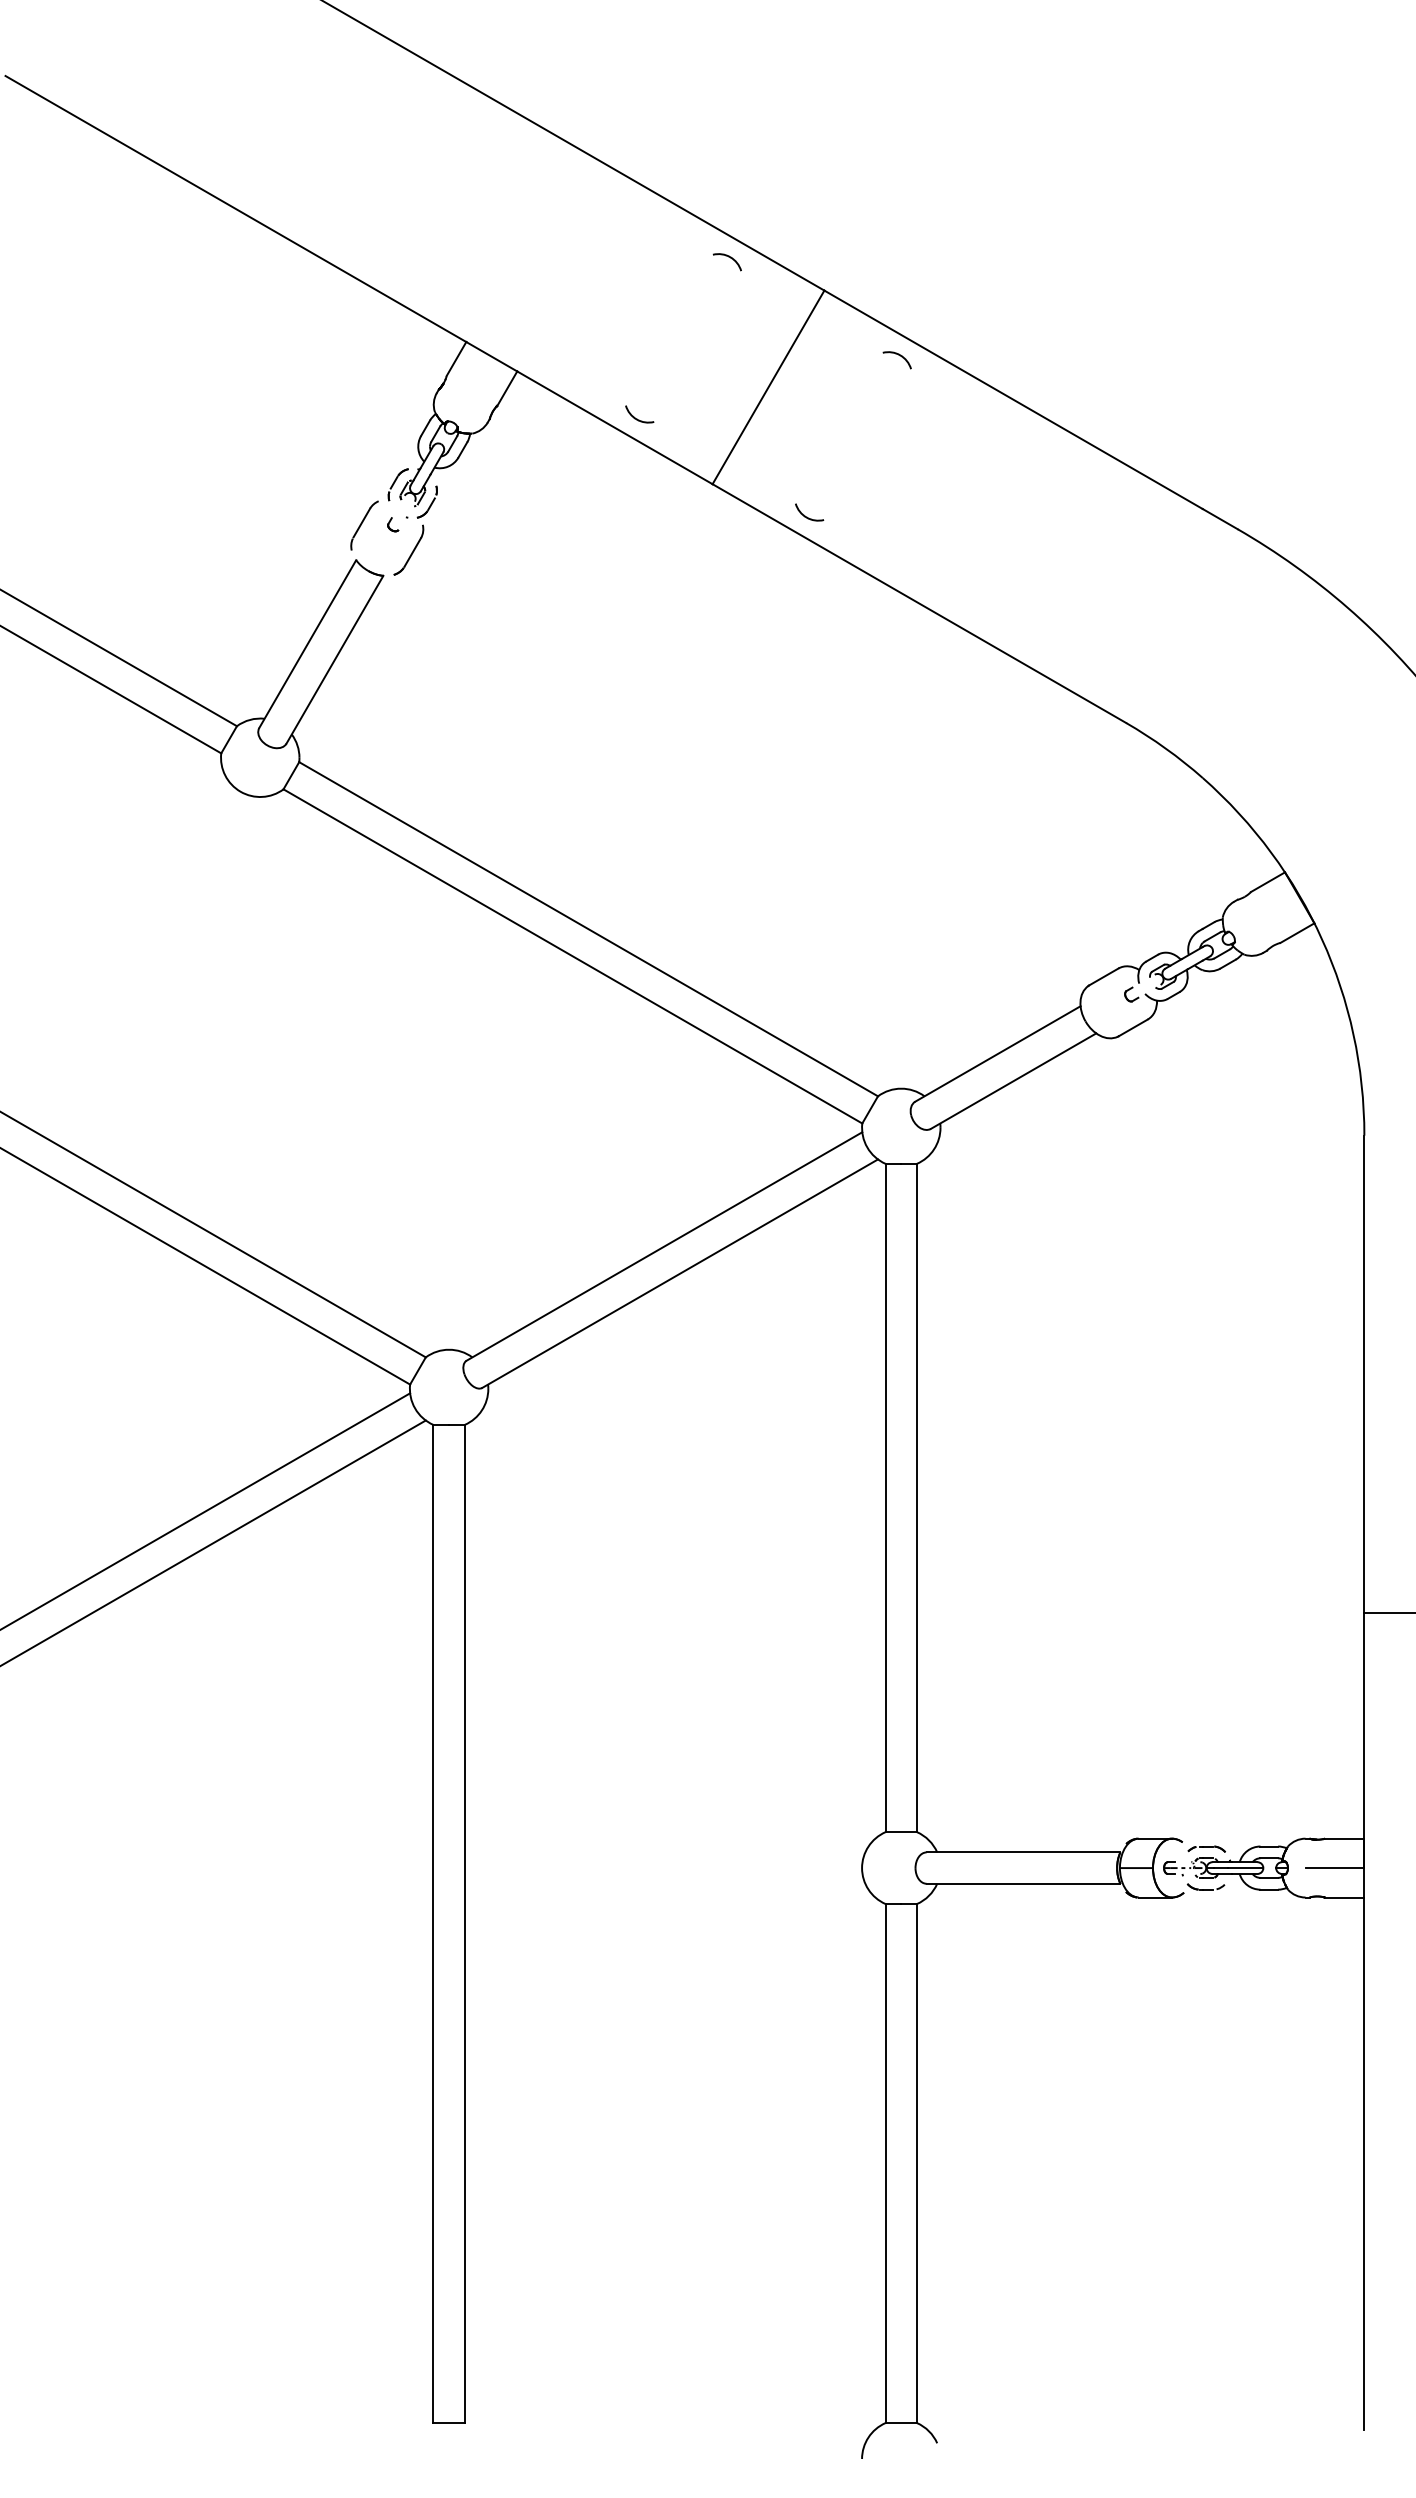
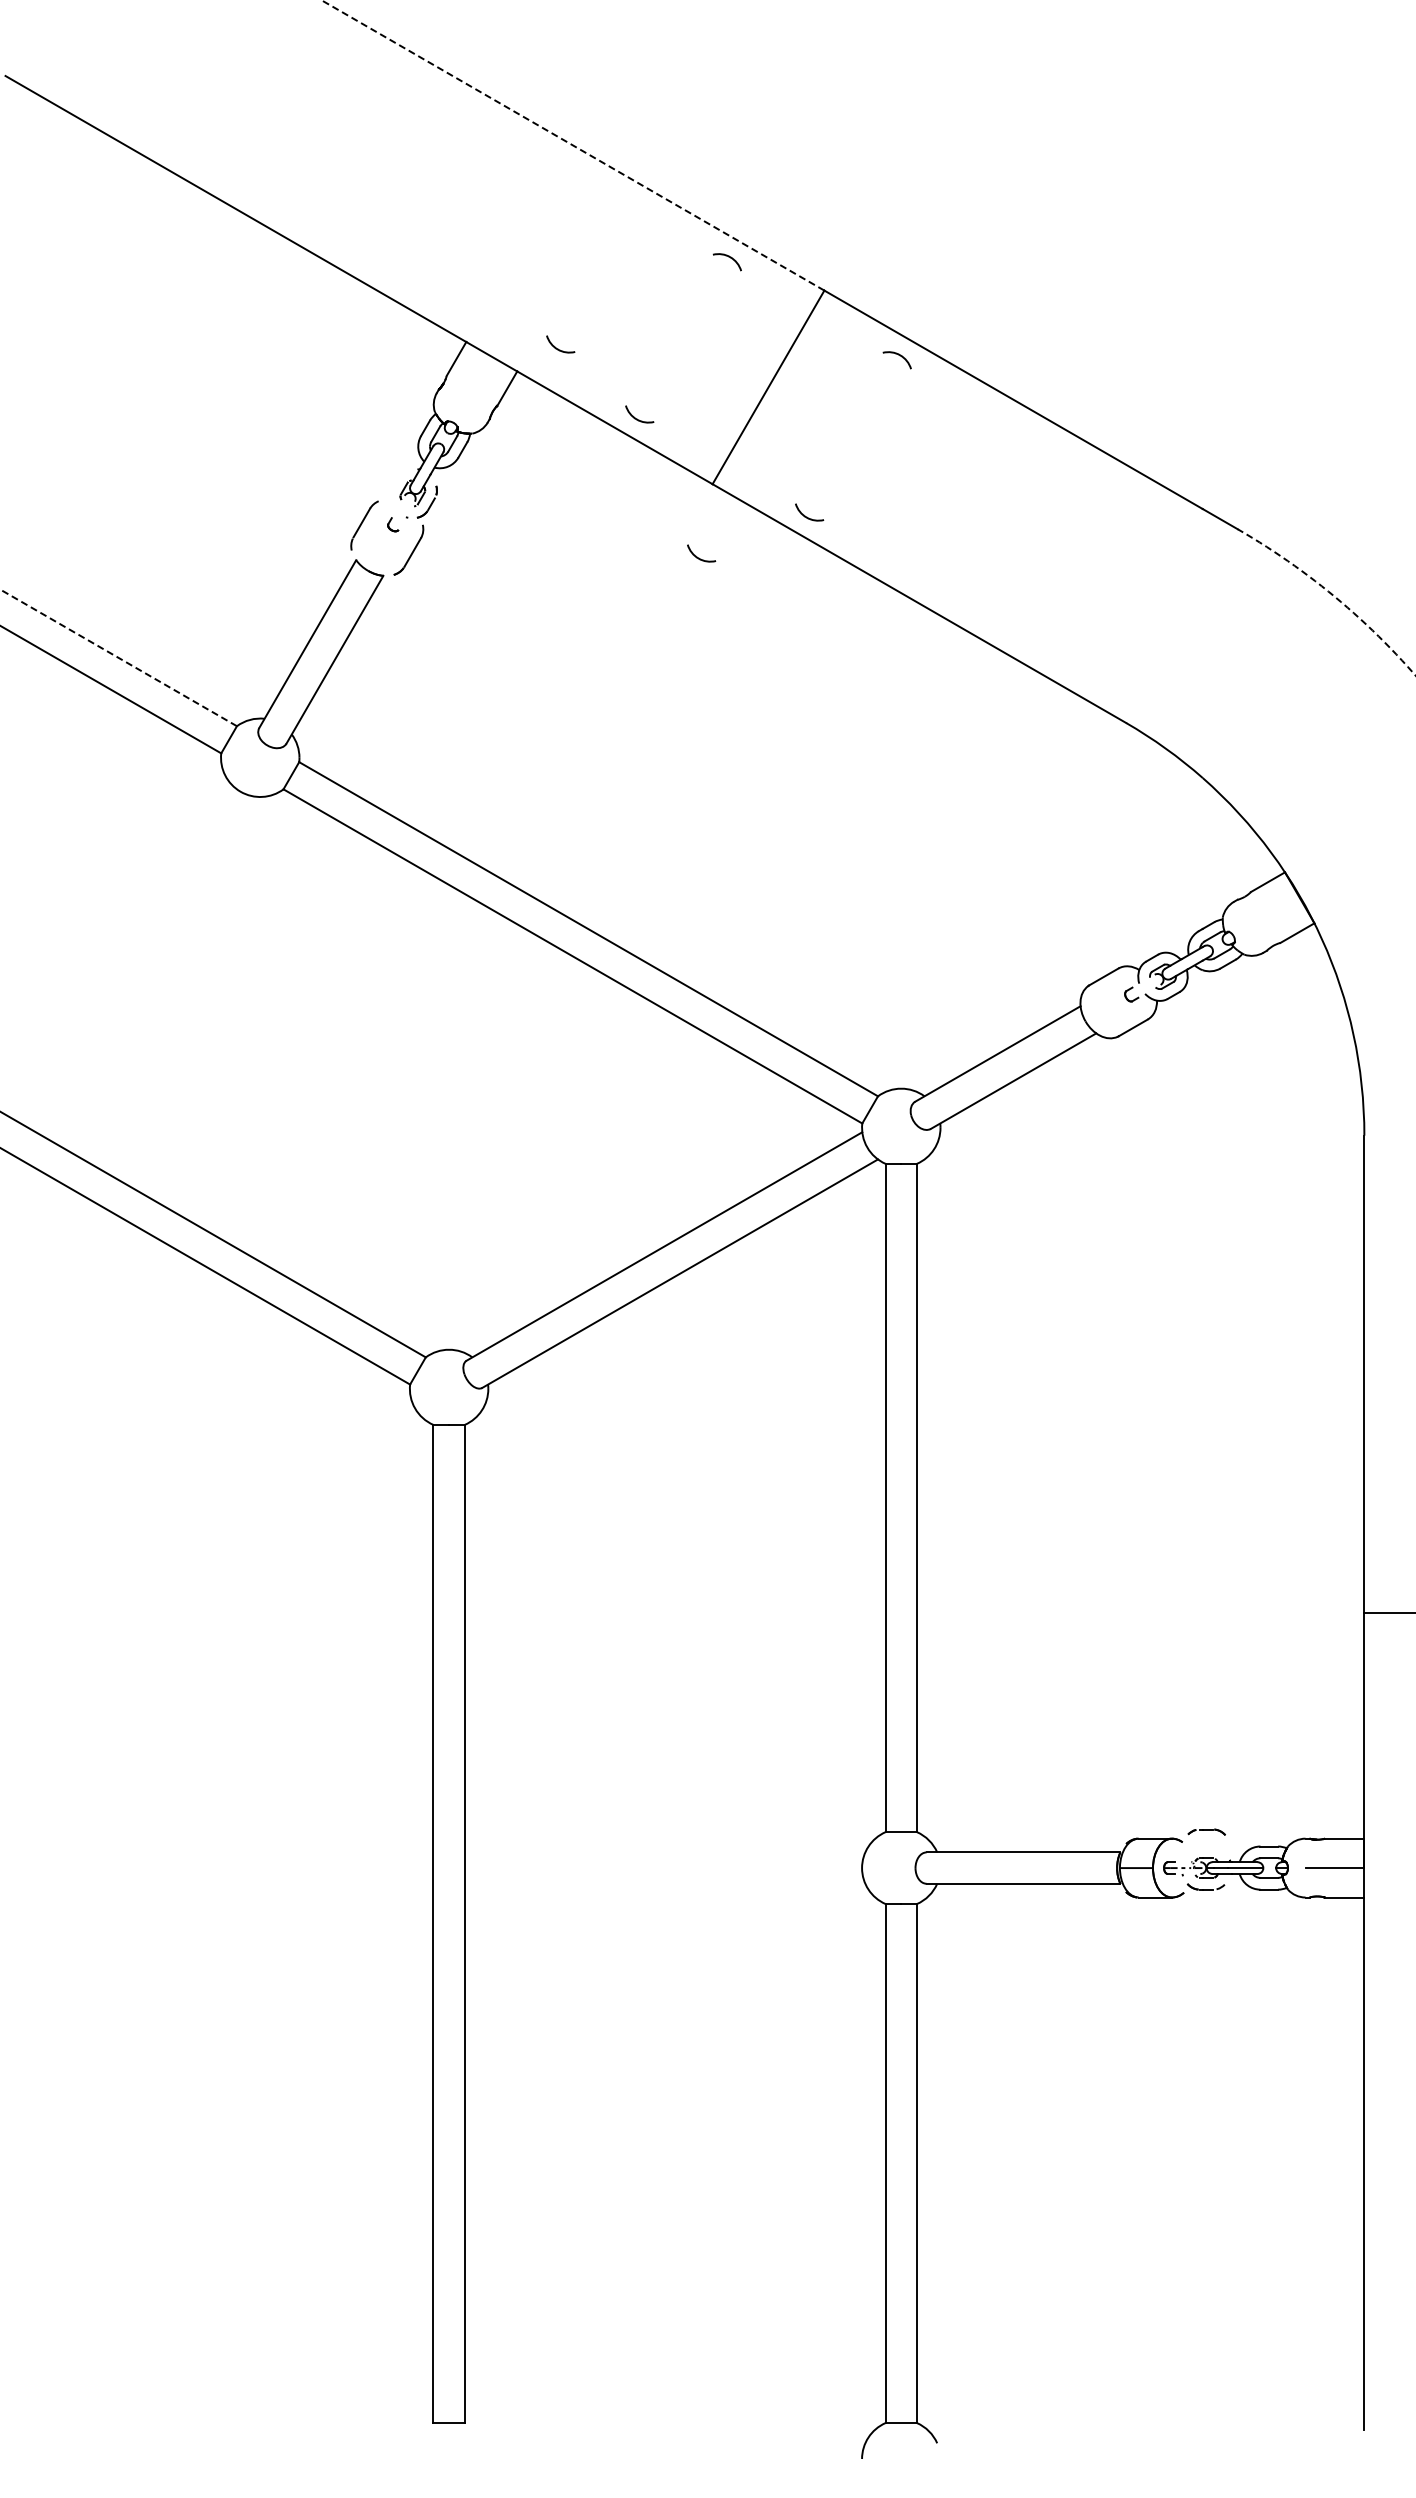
line: solid -> dashed (572, 145)
arc: none -> present (558, 348)
part: present -> none (397, 484)
arc: none -> present (699, 557)
arc: solid -> dashed (1333, 595)
line: solid -> dashed (118, 657)
line: present -> none (206, 1510)
line: present -> none (213, 1542)
part position: (1206, 1848) -> (1206, 1831) (1206, 1831)
